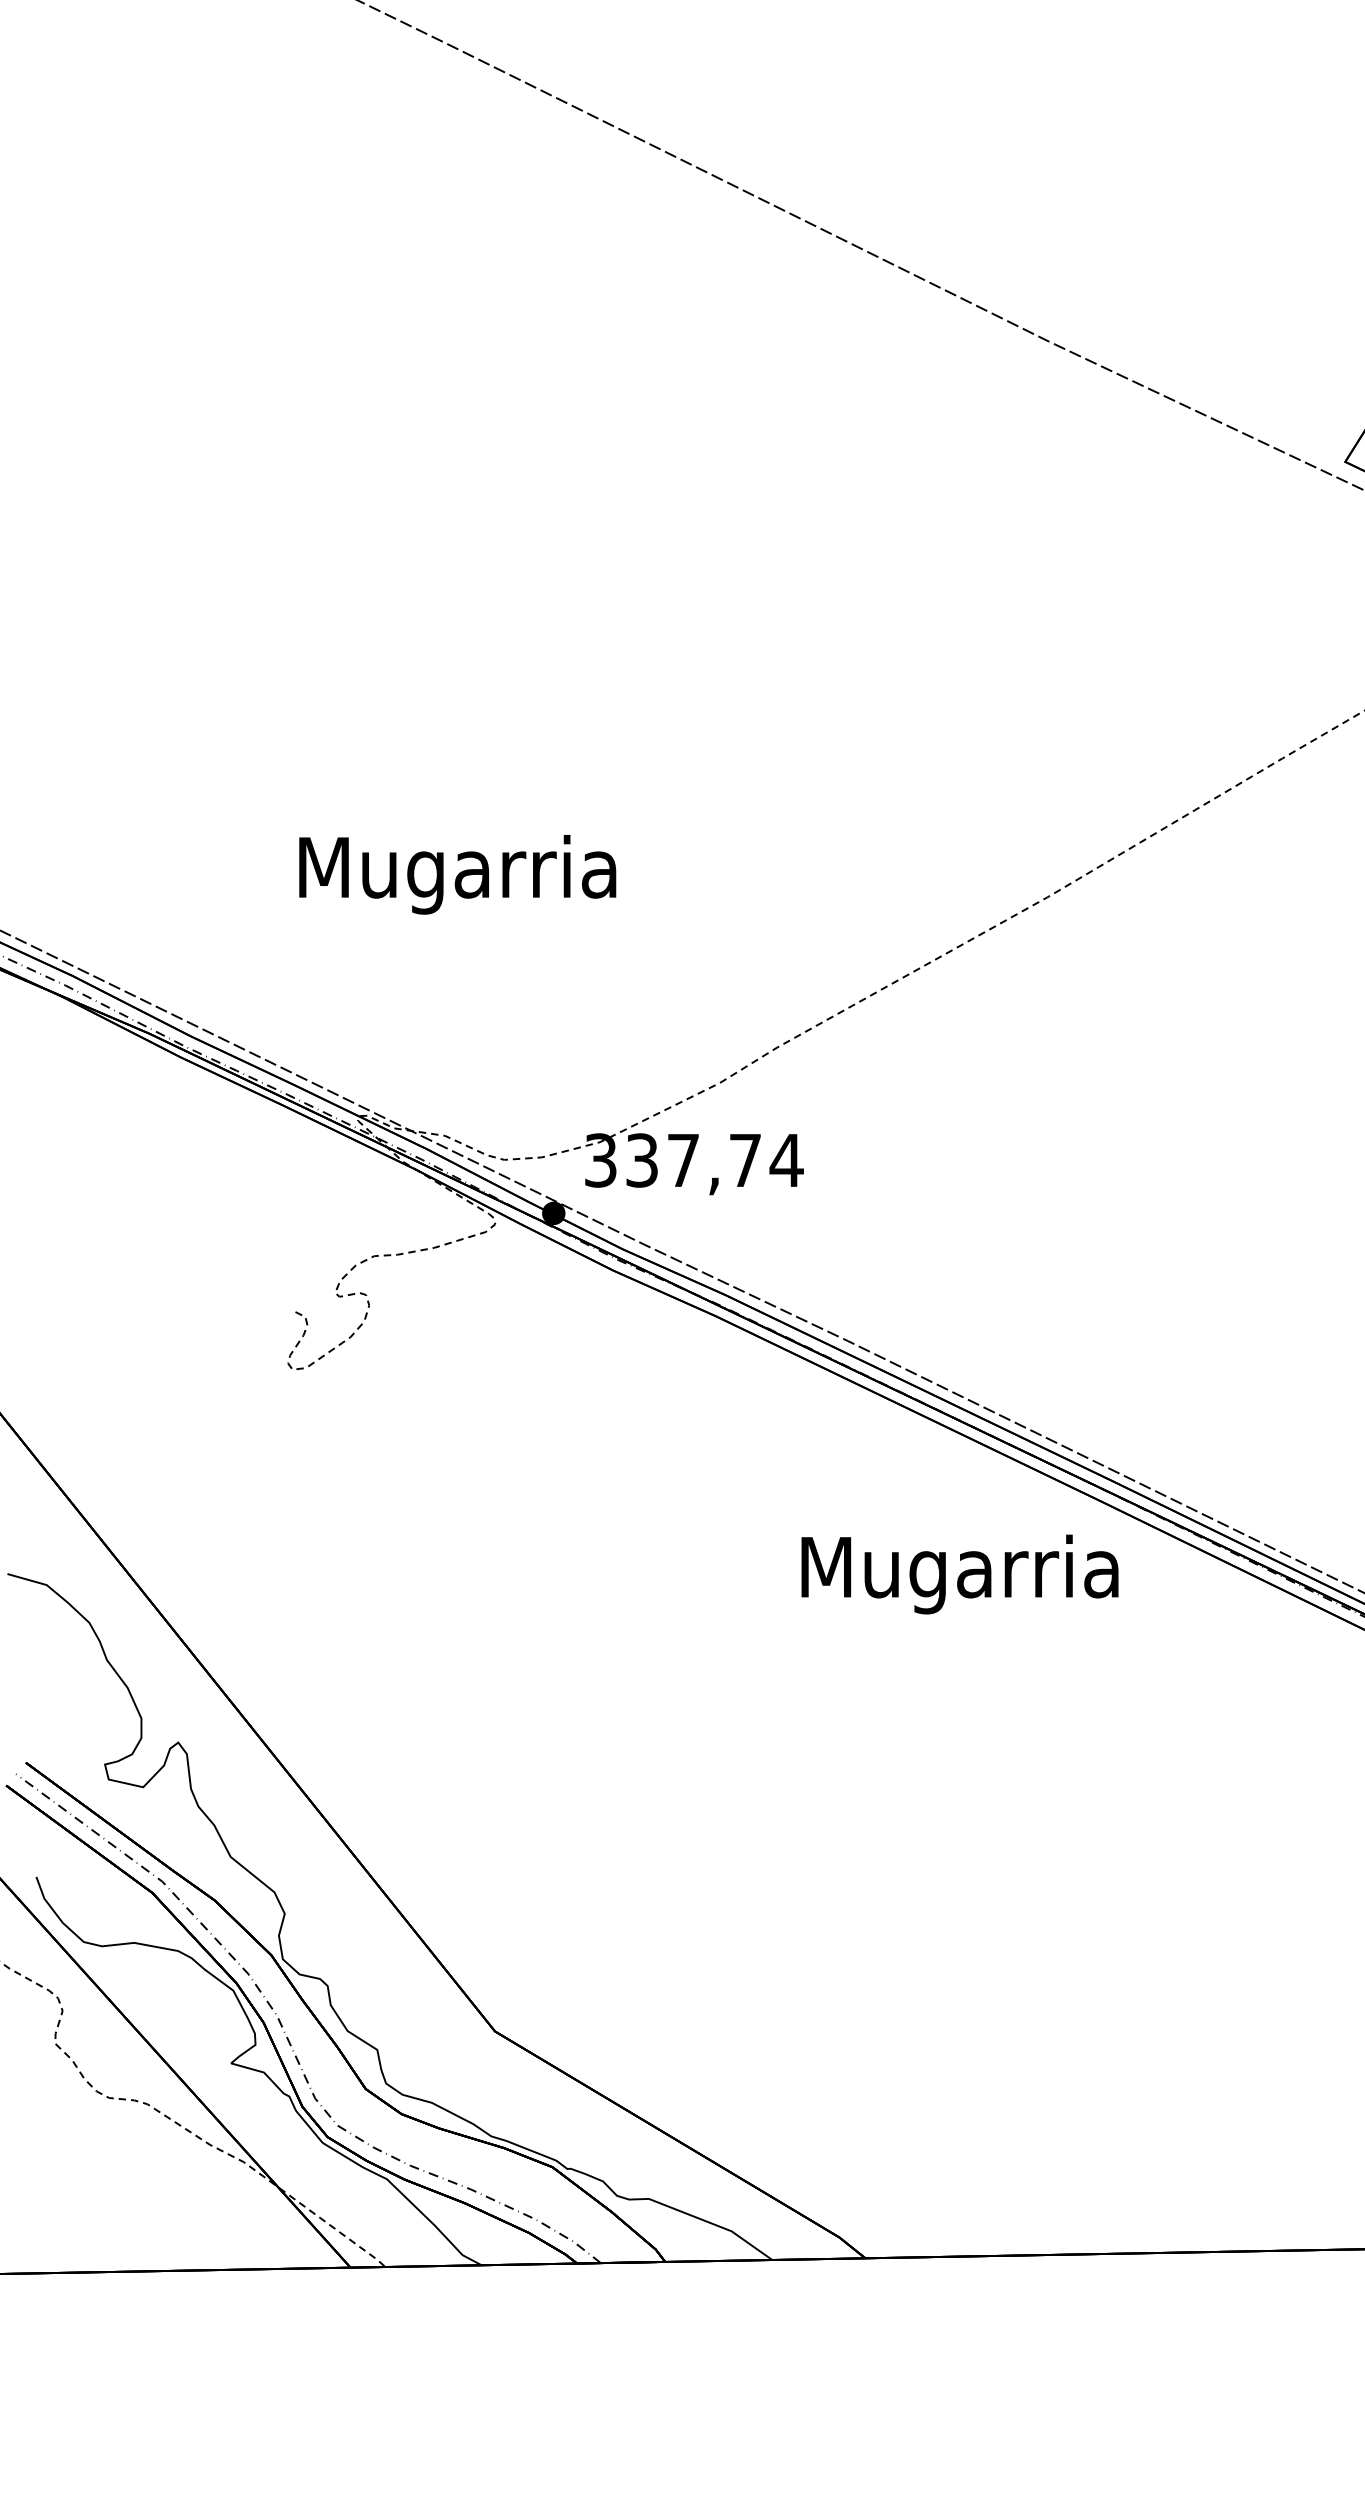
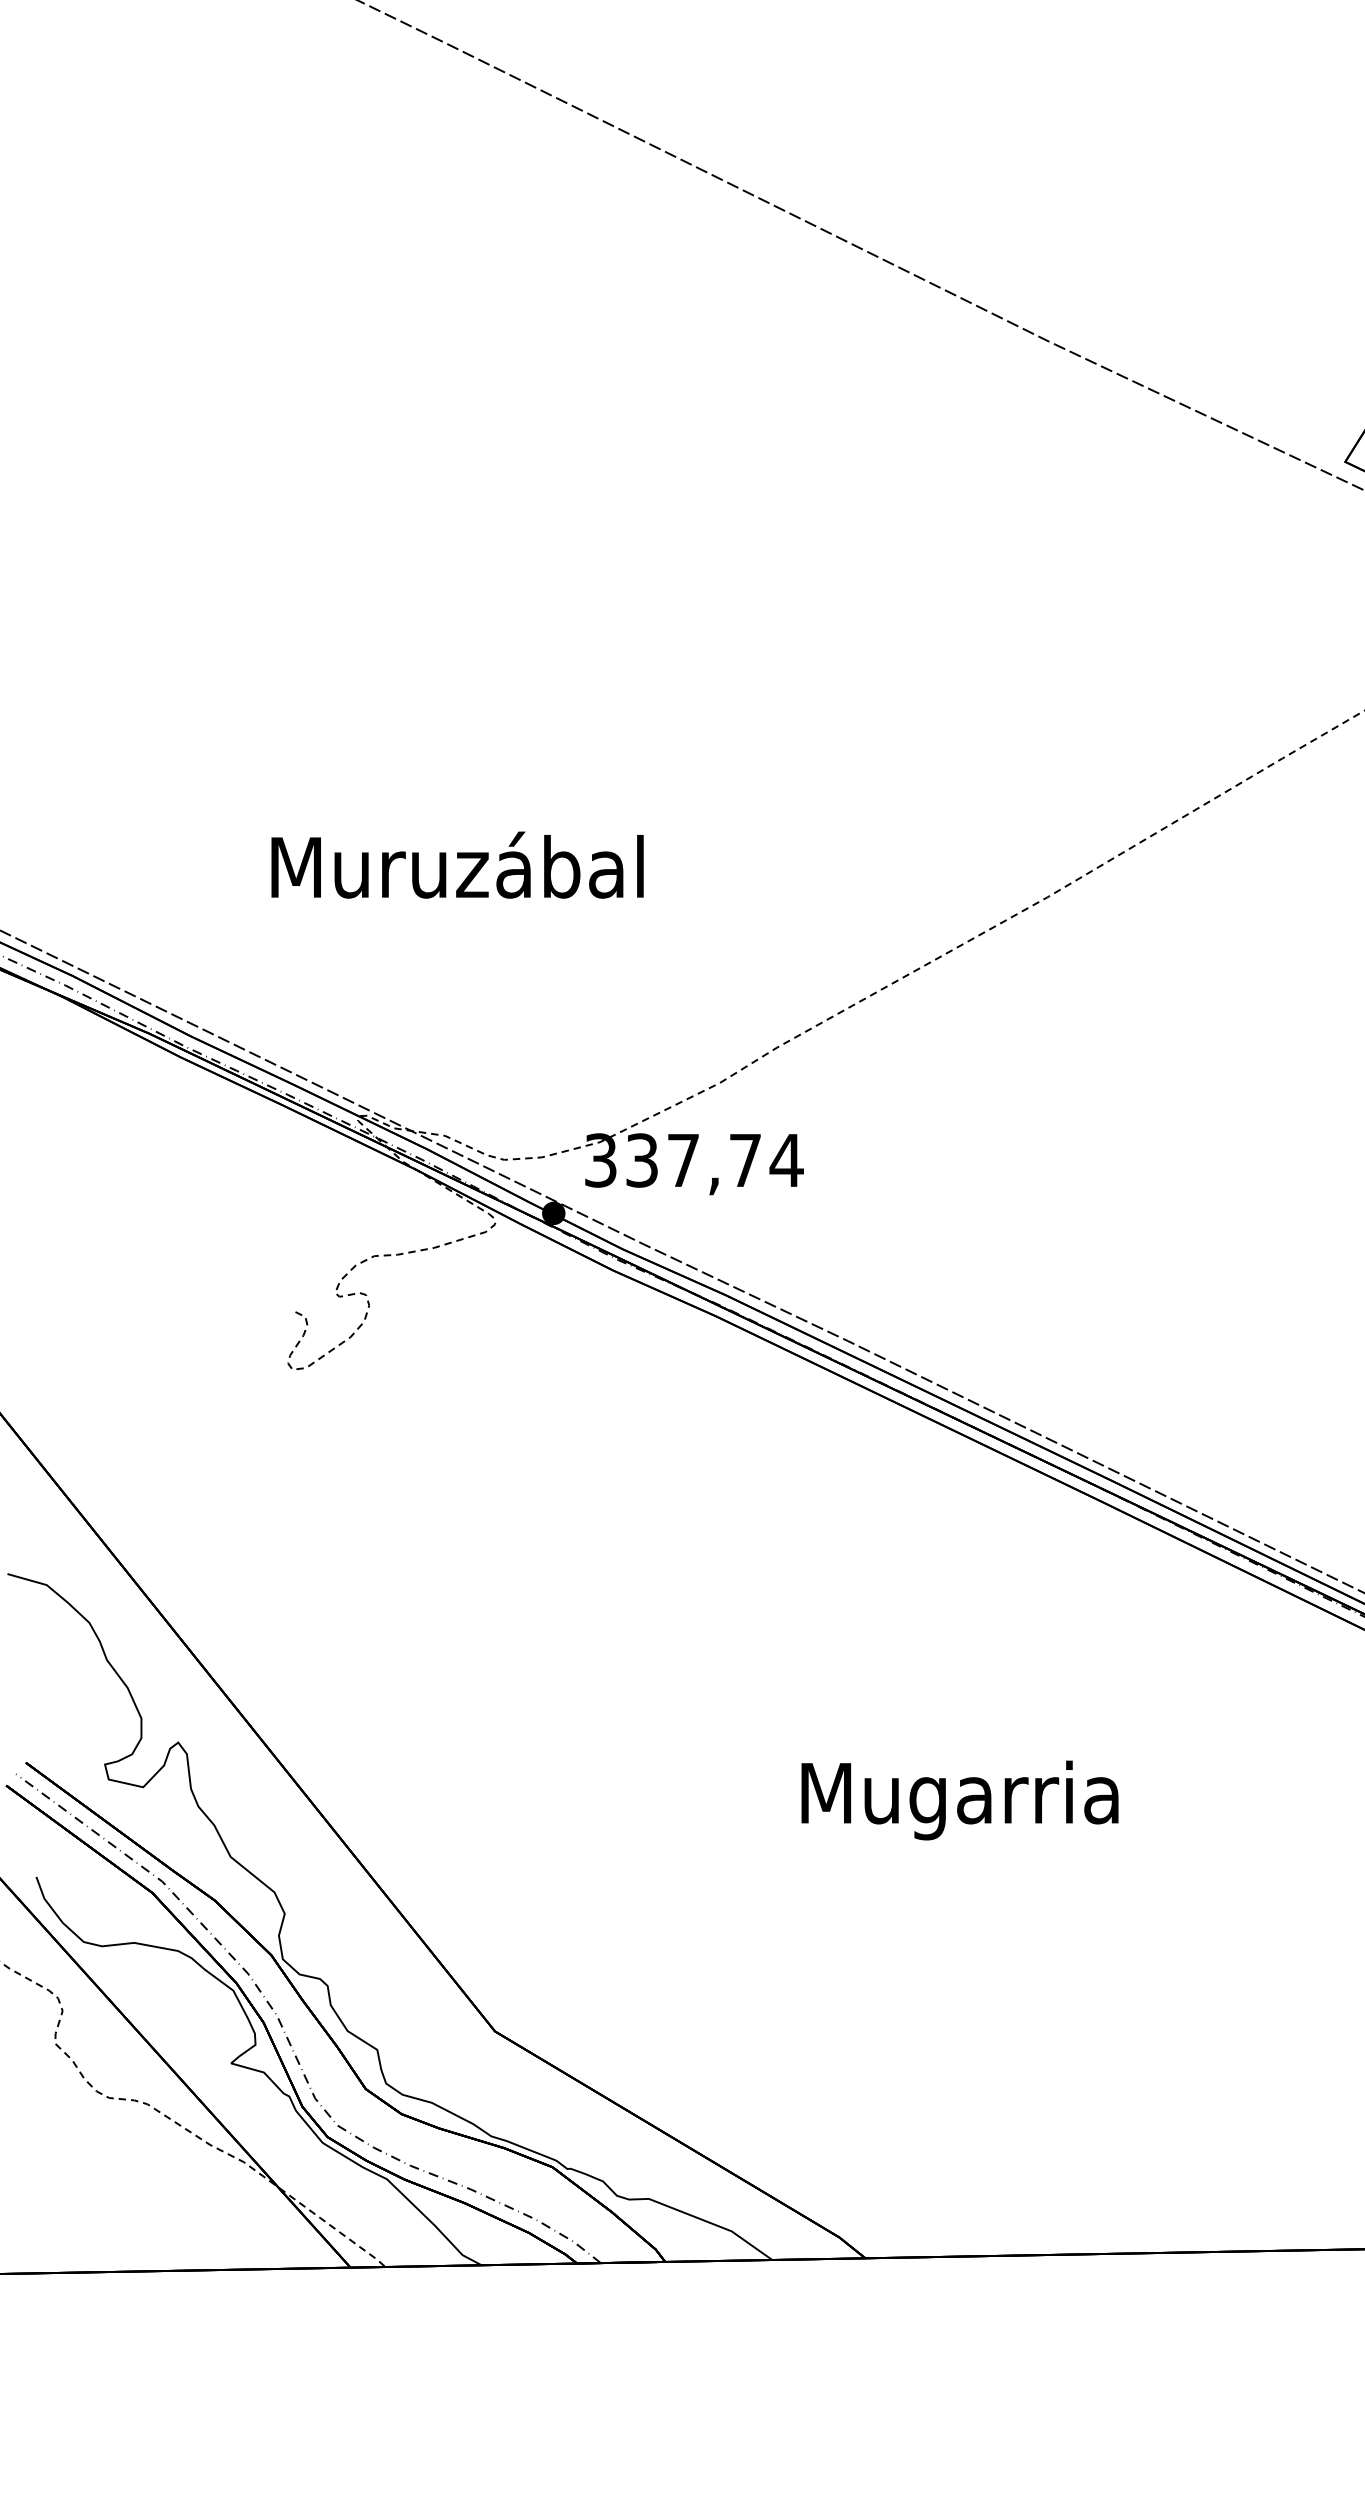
text: Mugarria -> Muruzábal (457, 872)
text position: (959, 1574) -> (959, 1800) (959, 1800)
